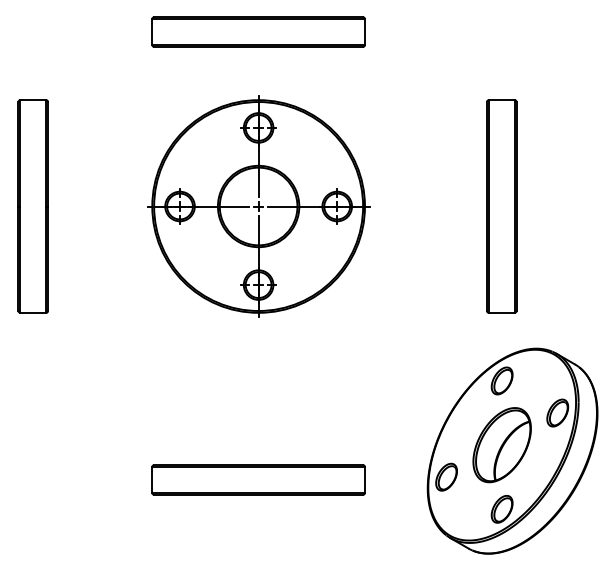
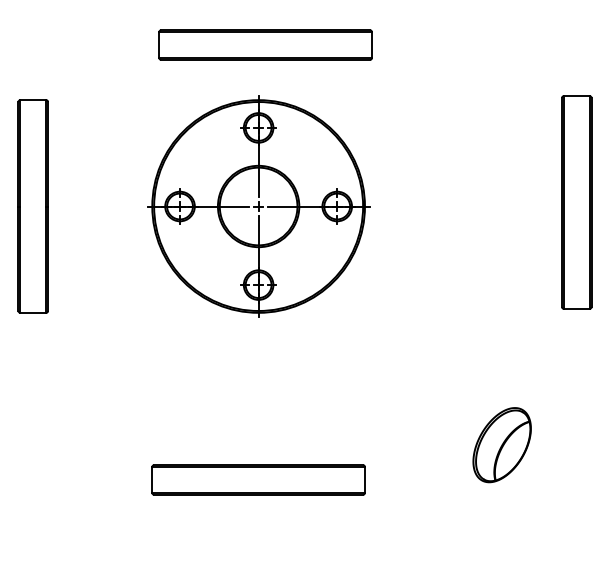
part position: (258, 31) -> (265, 44) (265, 44)
part position: (501, 206) -> (576, 202) (576, 202)
part: present -> none (512, 450)
